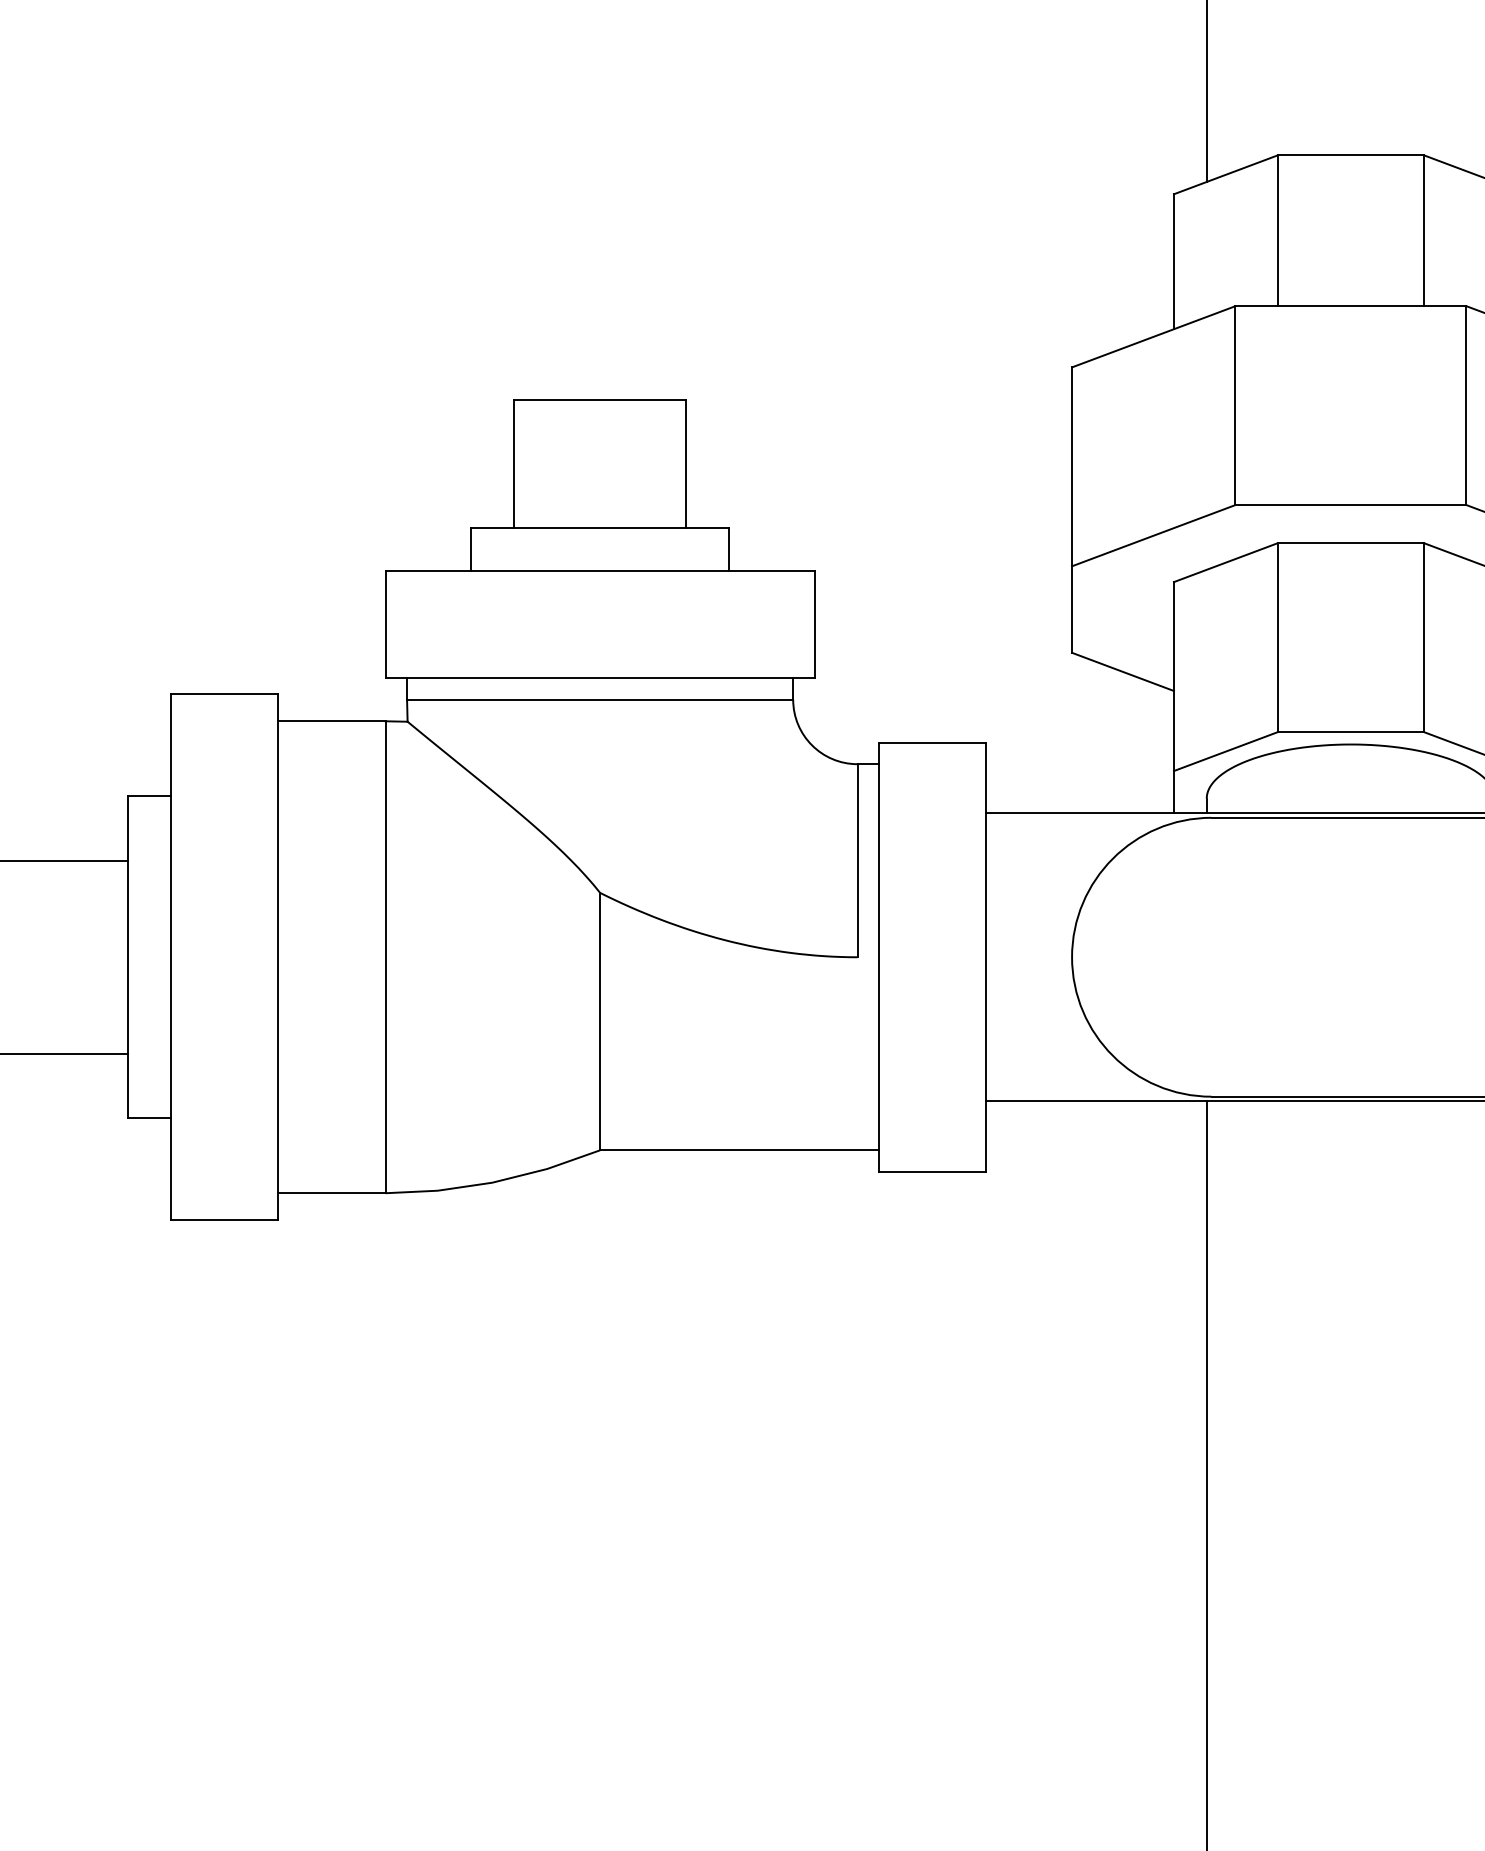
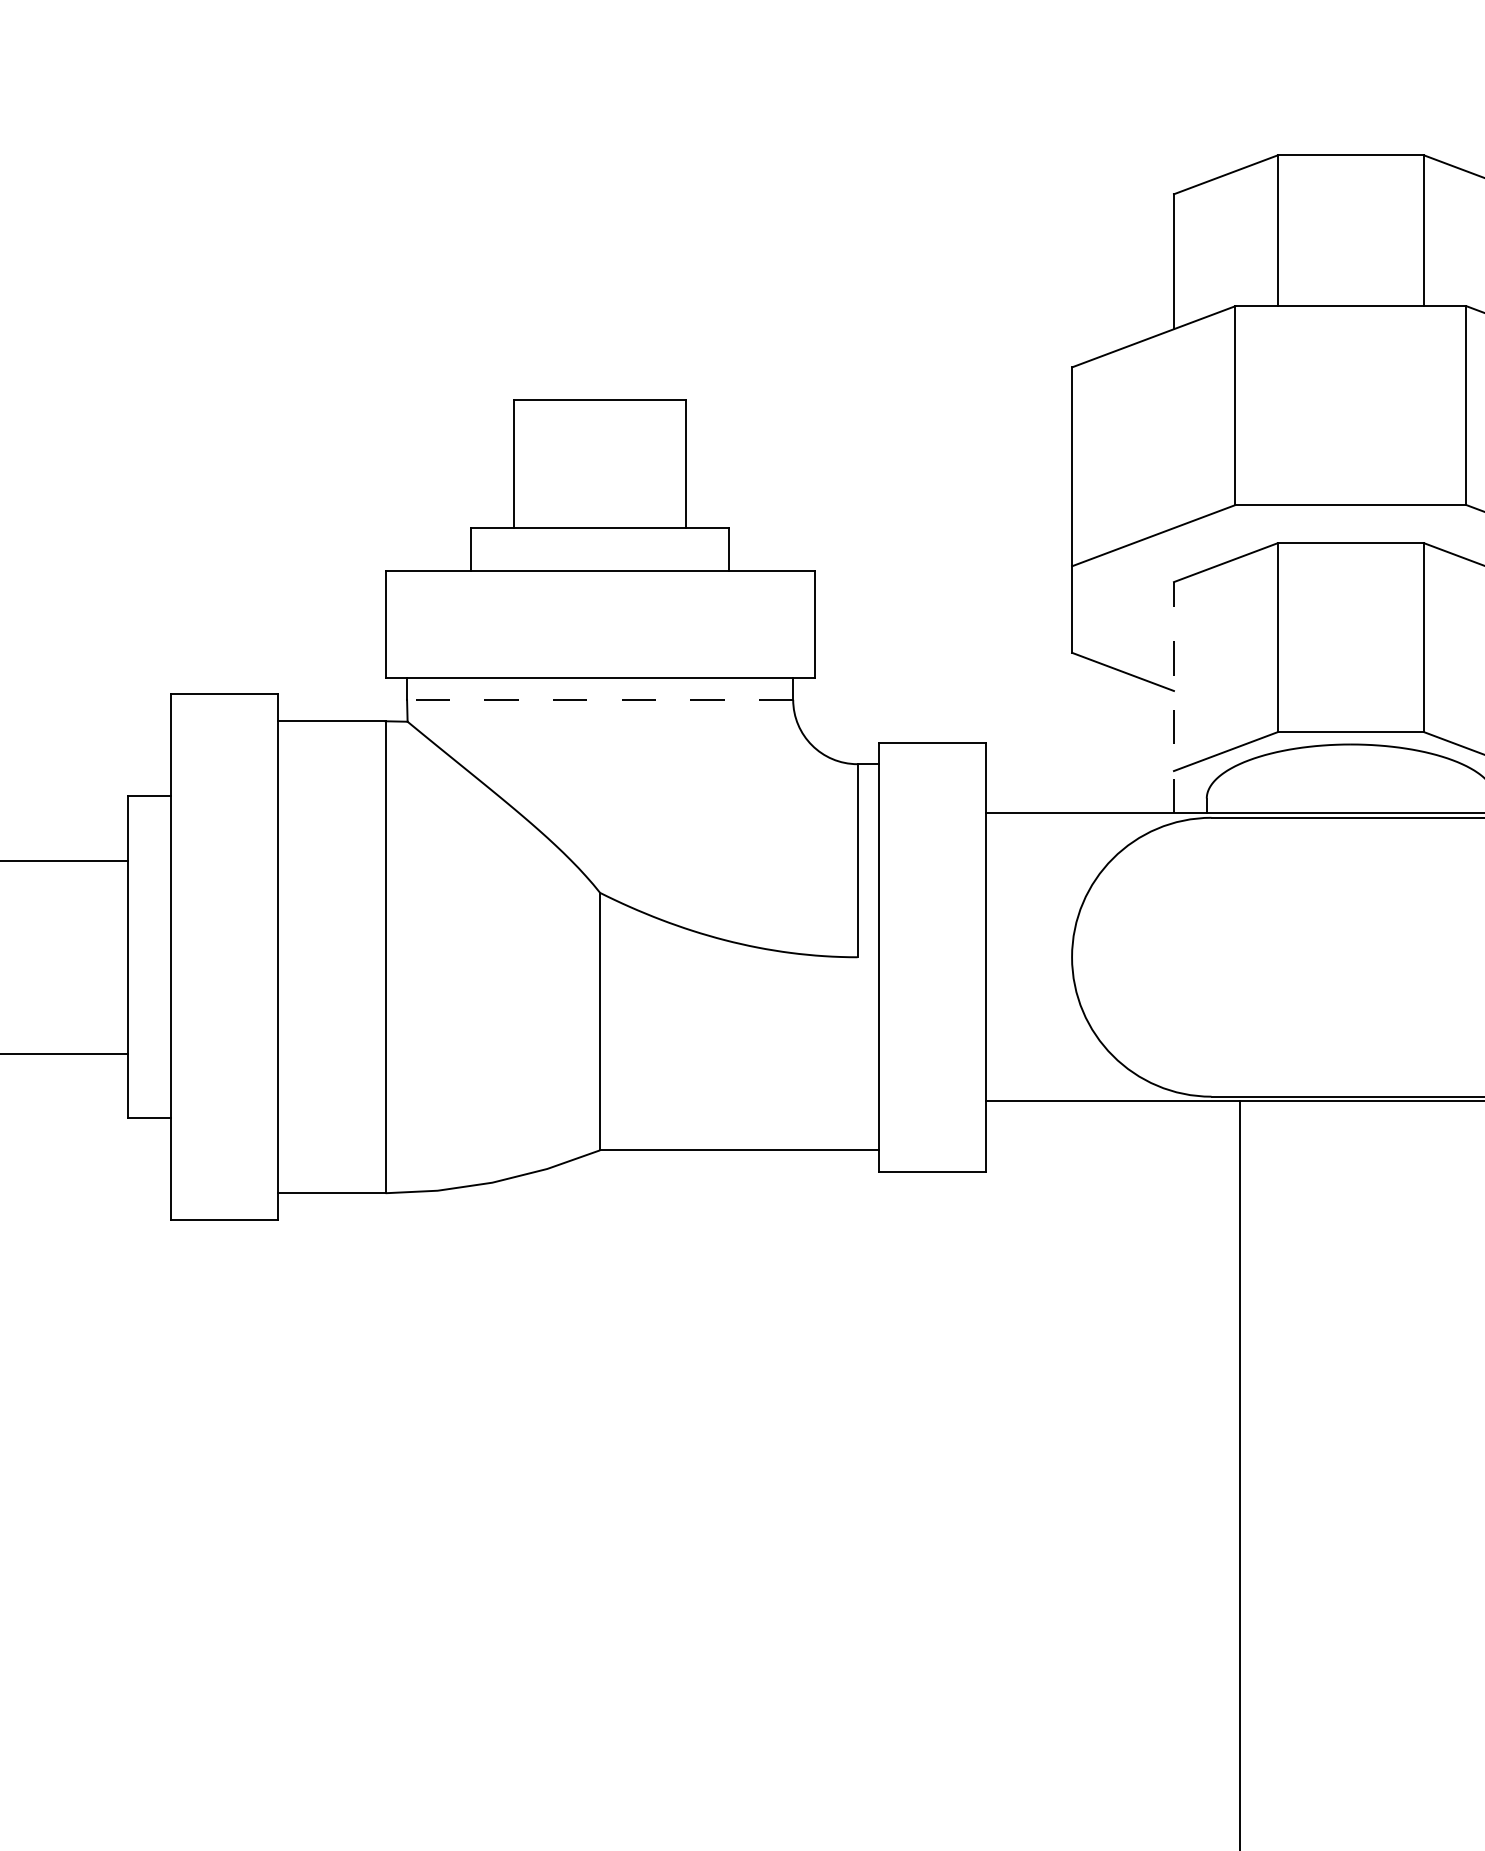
line: present -> none (1206, 91)
line: solid -> dashed (1173, 697)
line: solid -> dashed (599, 699)
line position: (1206, 1474) -> (1239, 1474) (1239, 1474)
